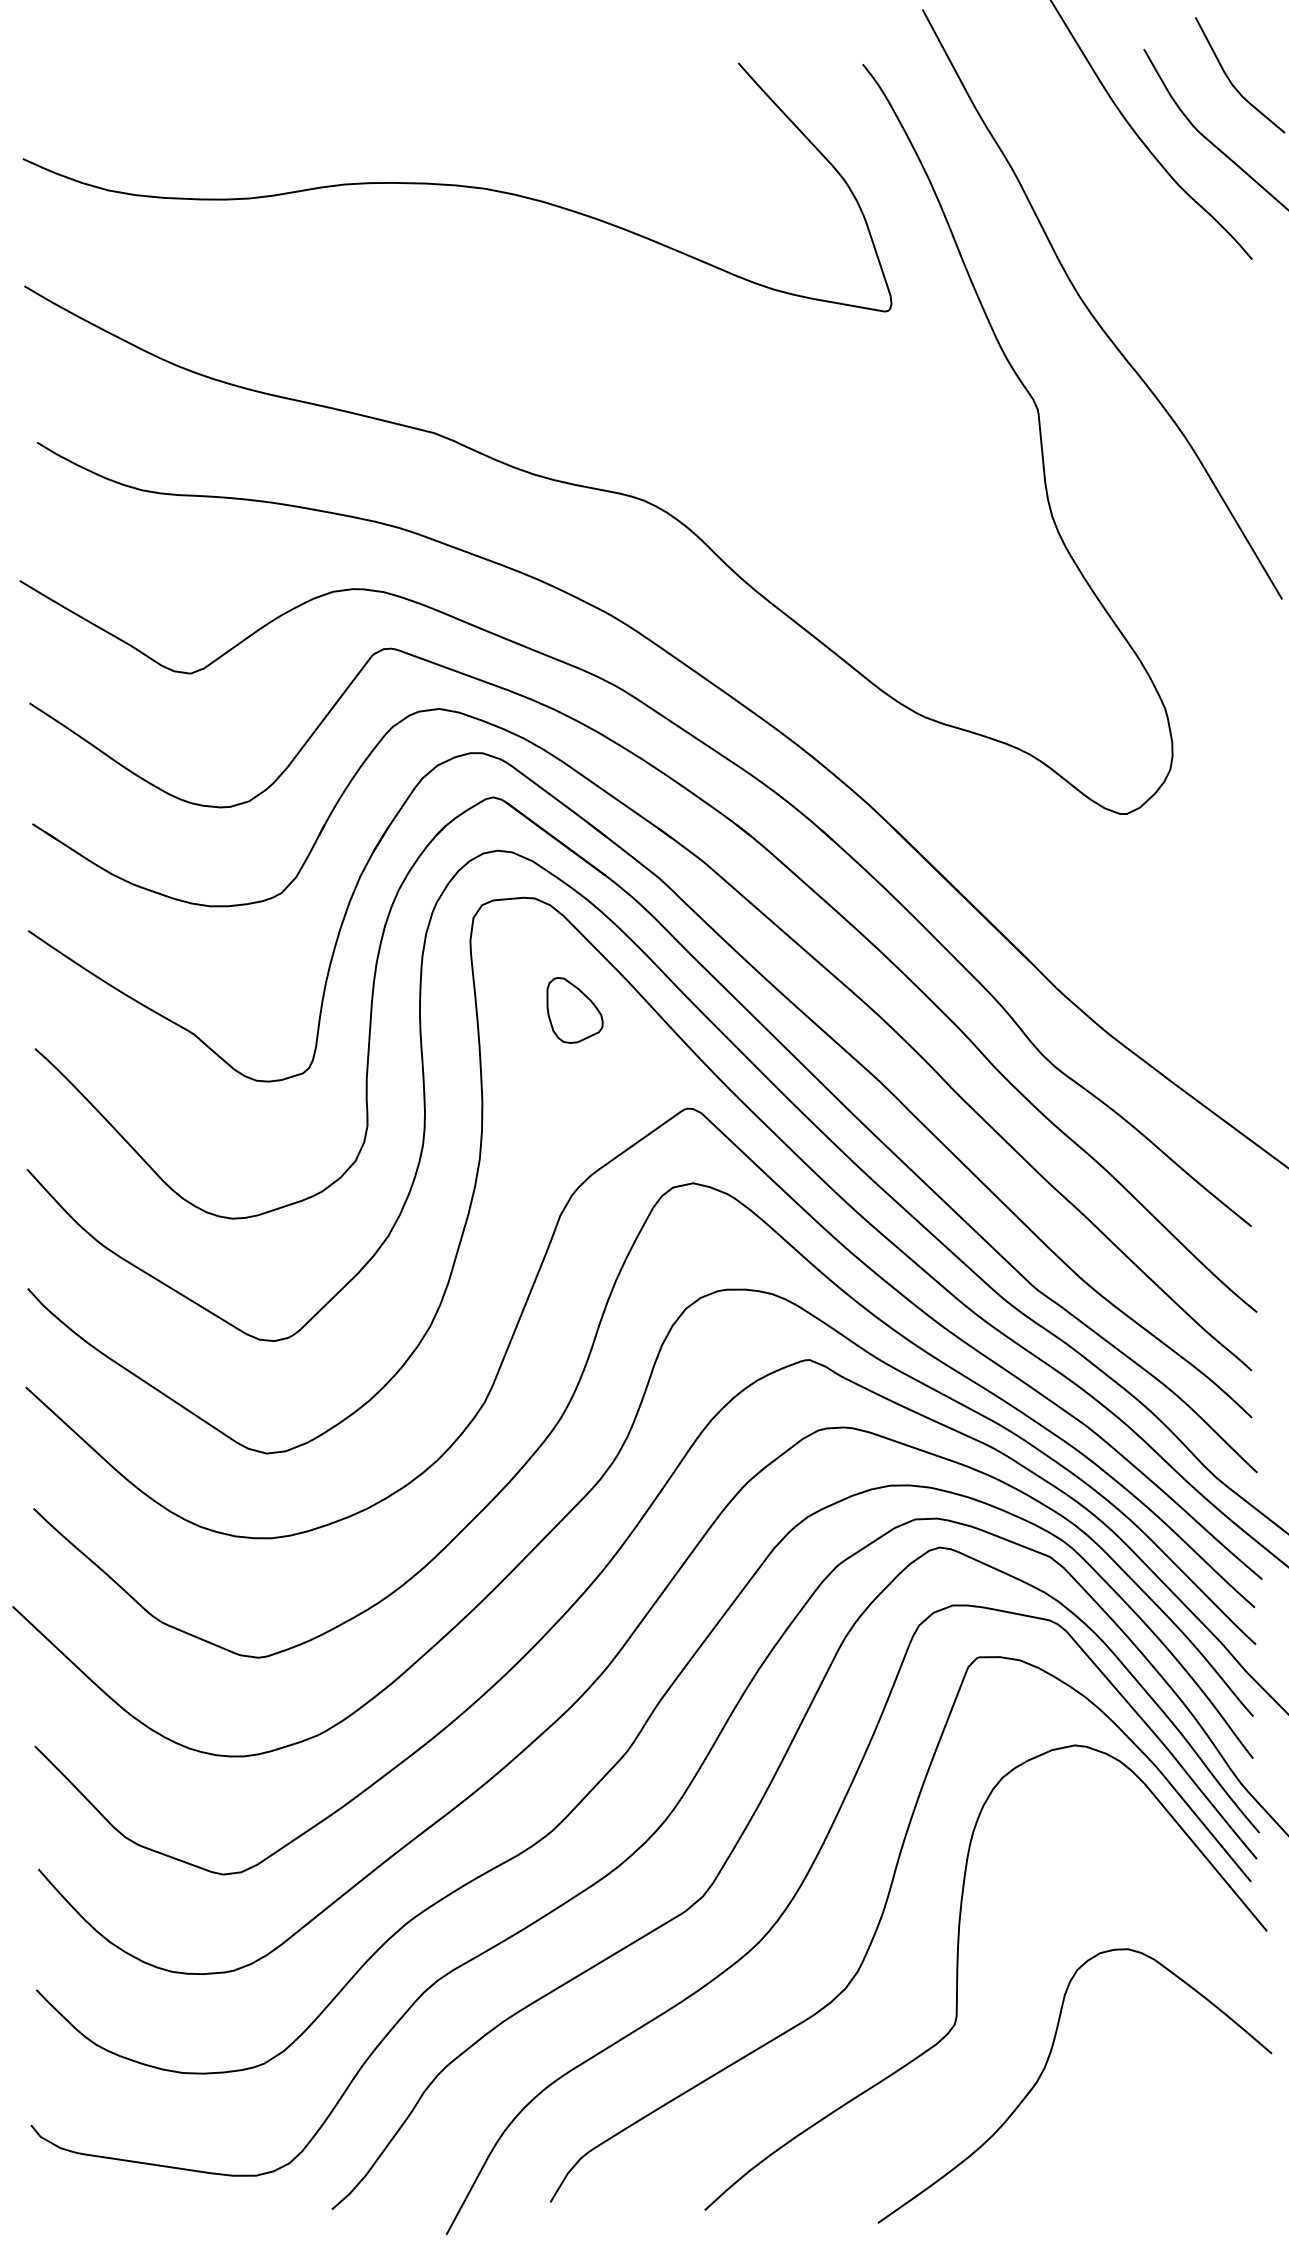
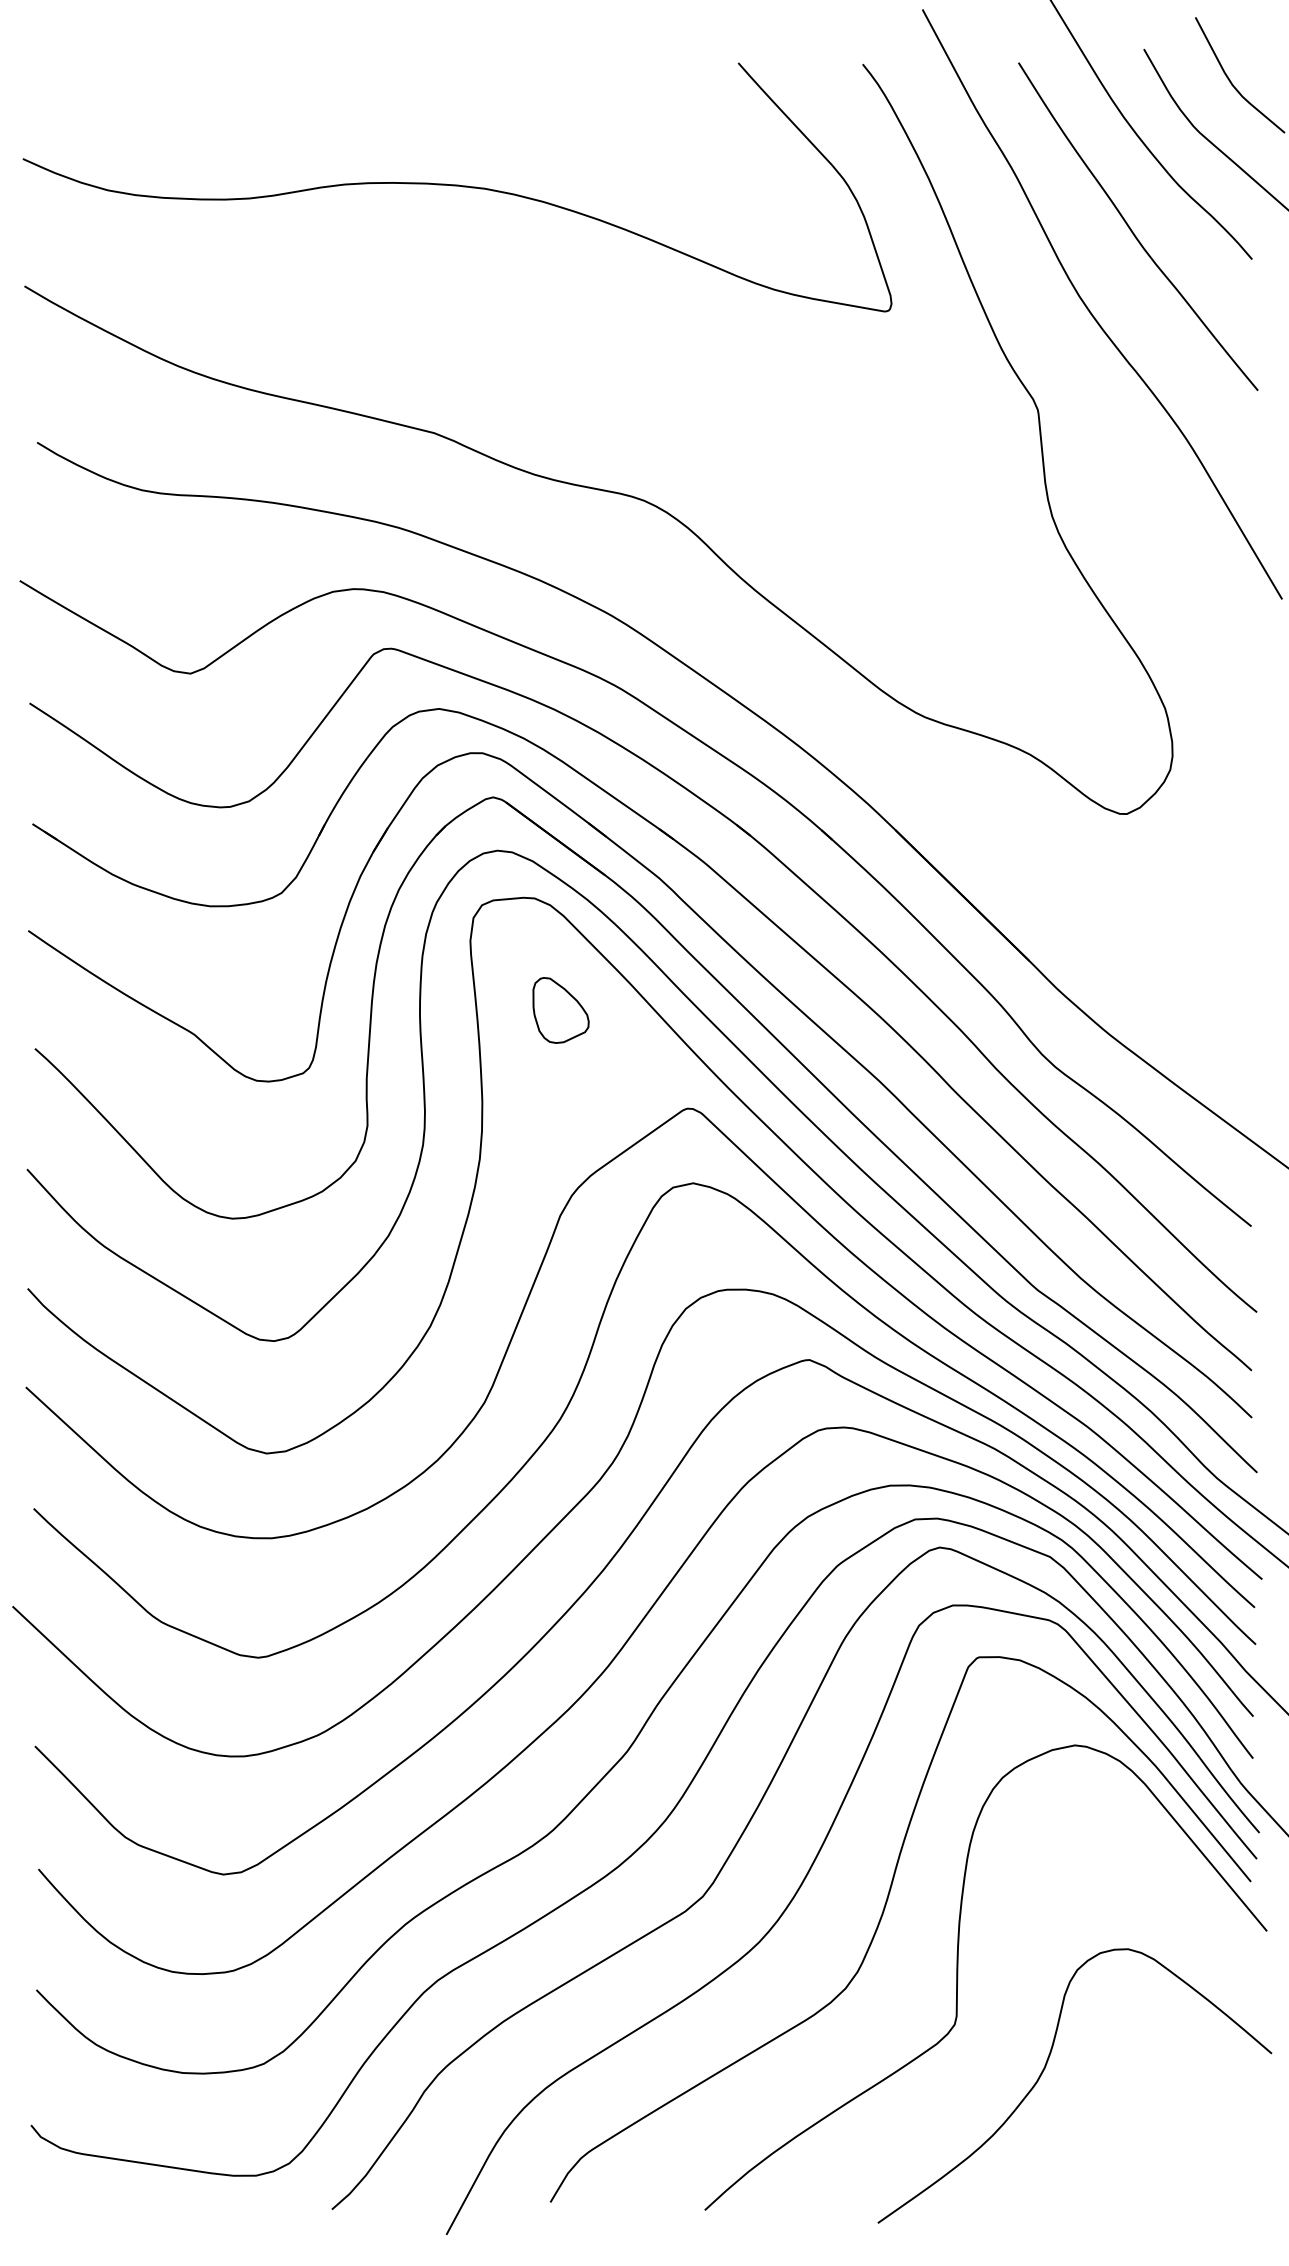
curve: none -> present (1133, 231)
part position: (574, 1010) -> (560, 1010) (560, 1010)
